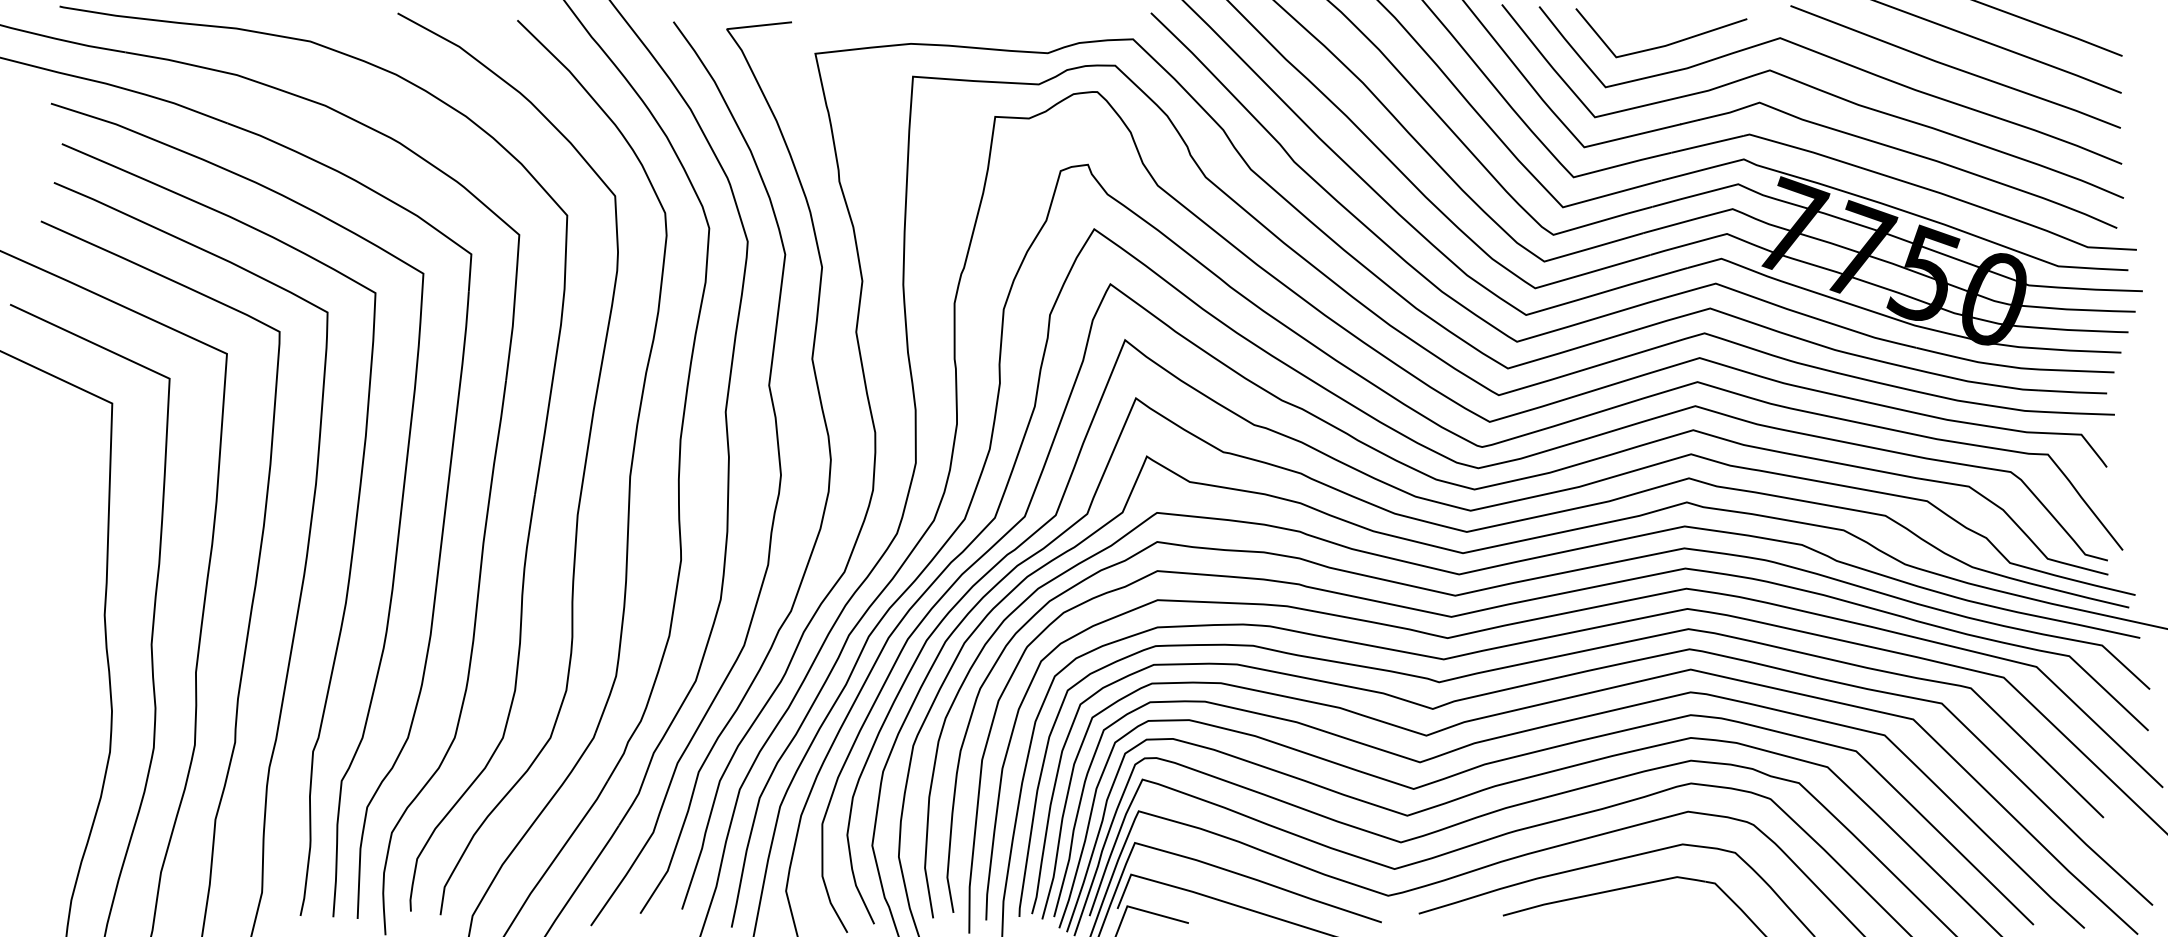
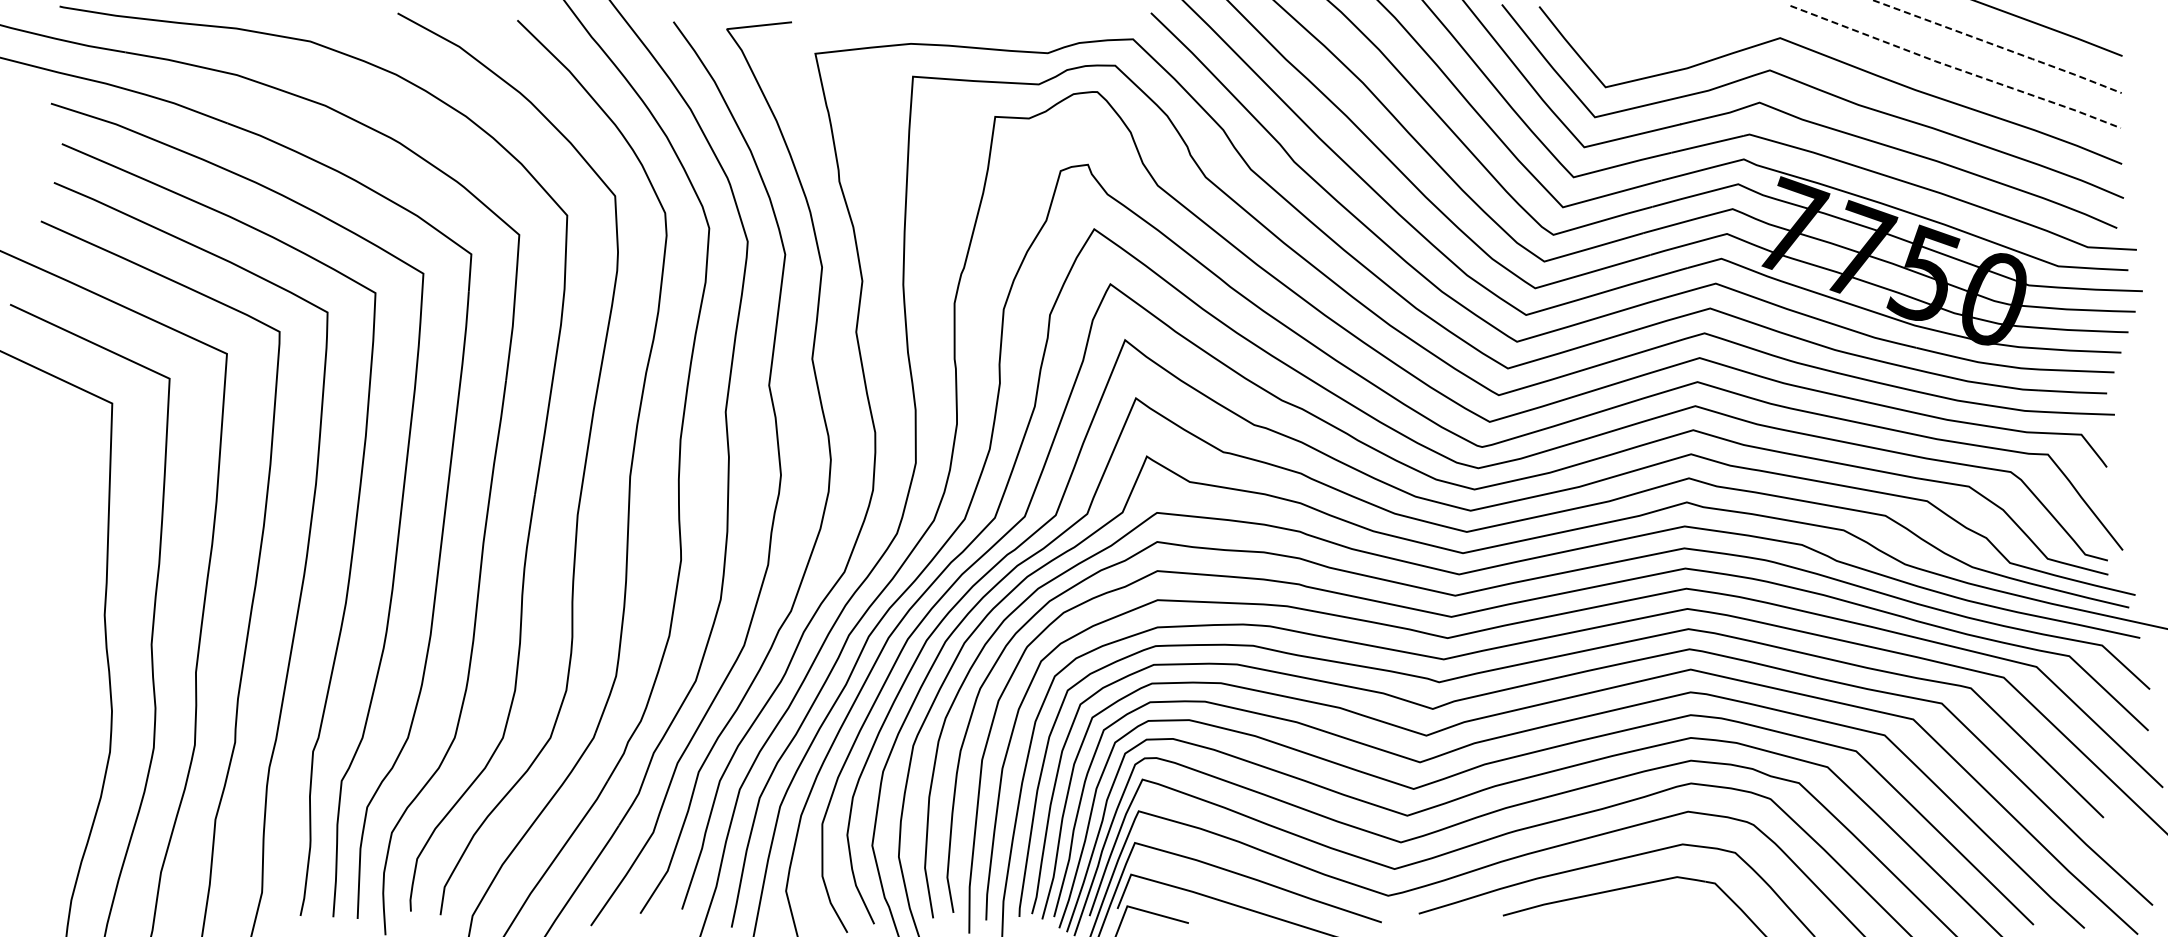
line: present -> none (1661, 45)
line: solid -> dashed (1998, 46)
line: solid -> dashed (1955, 68)
